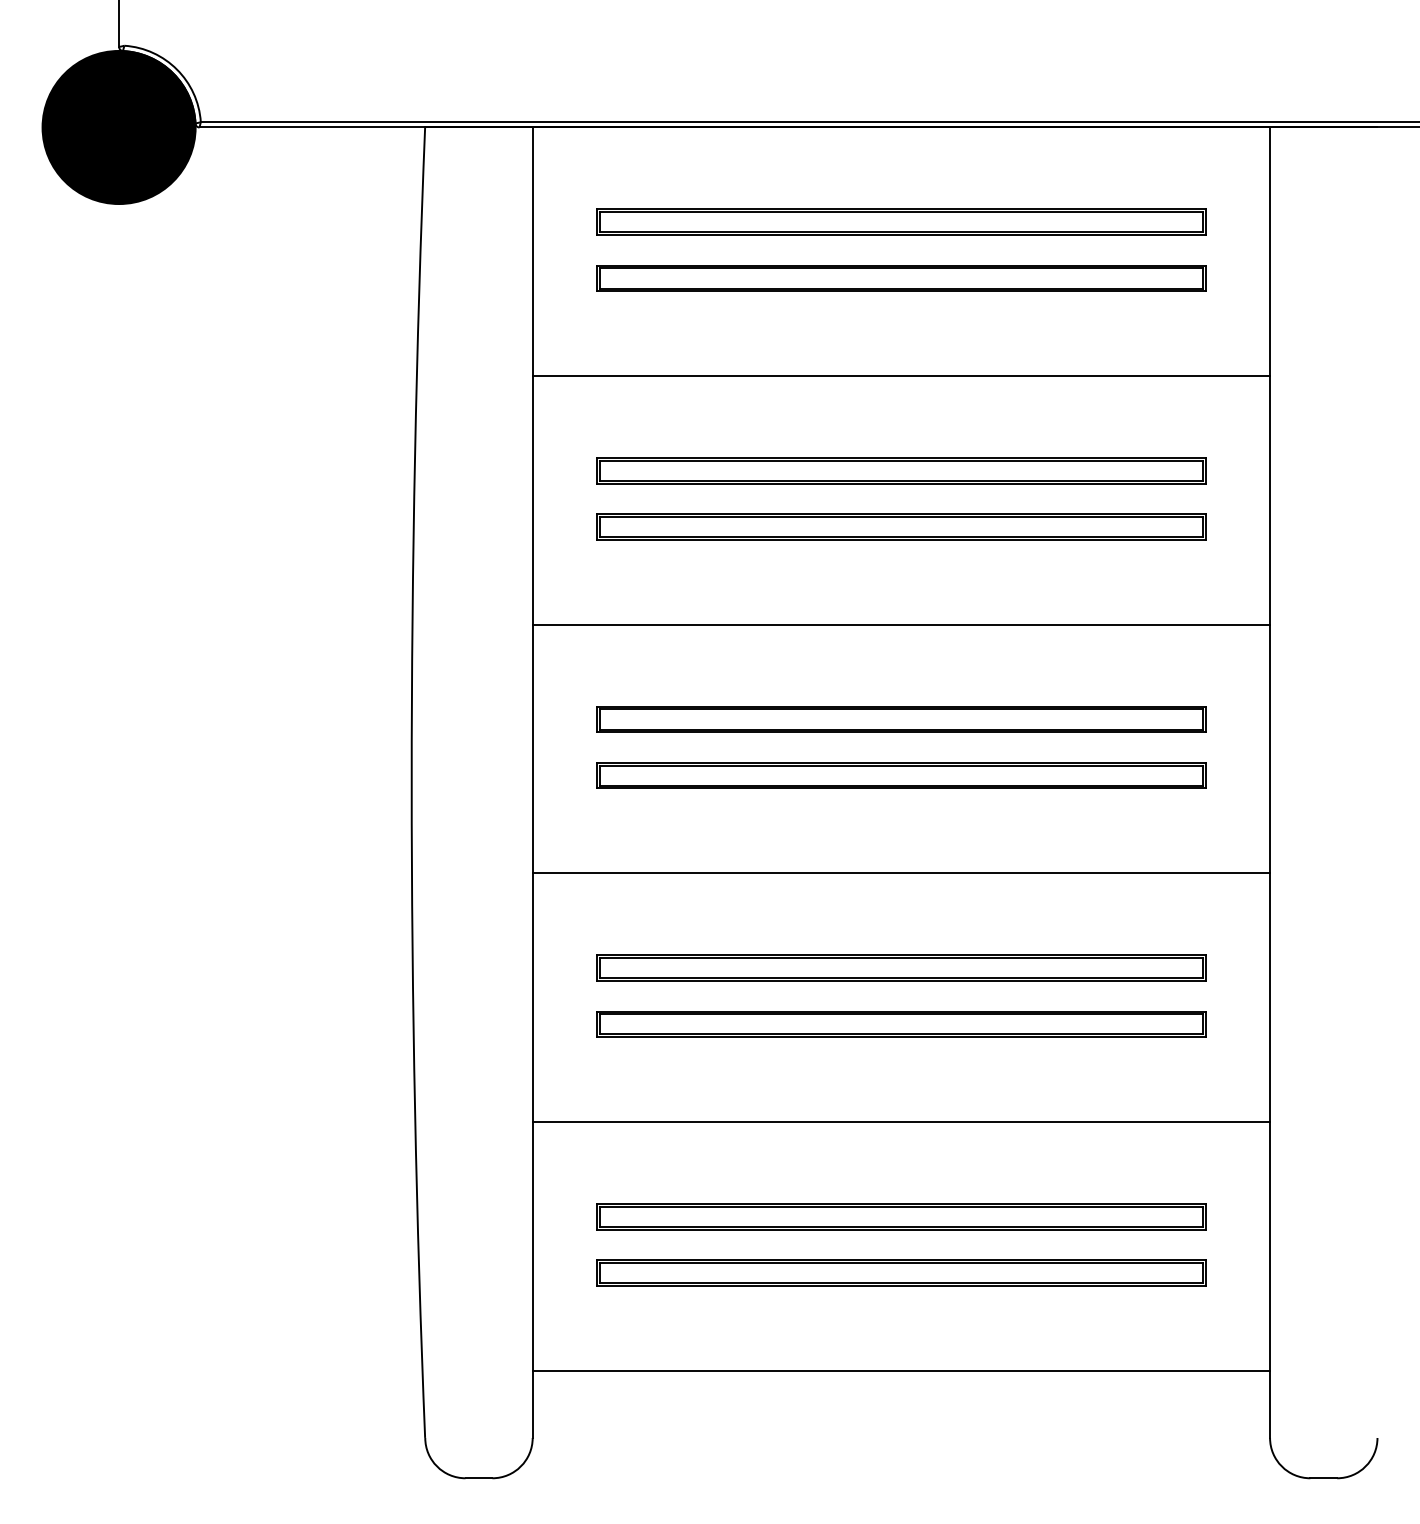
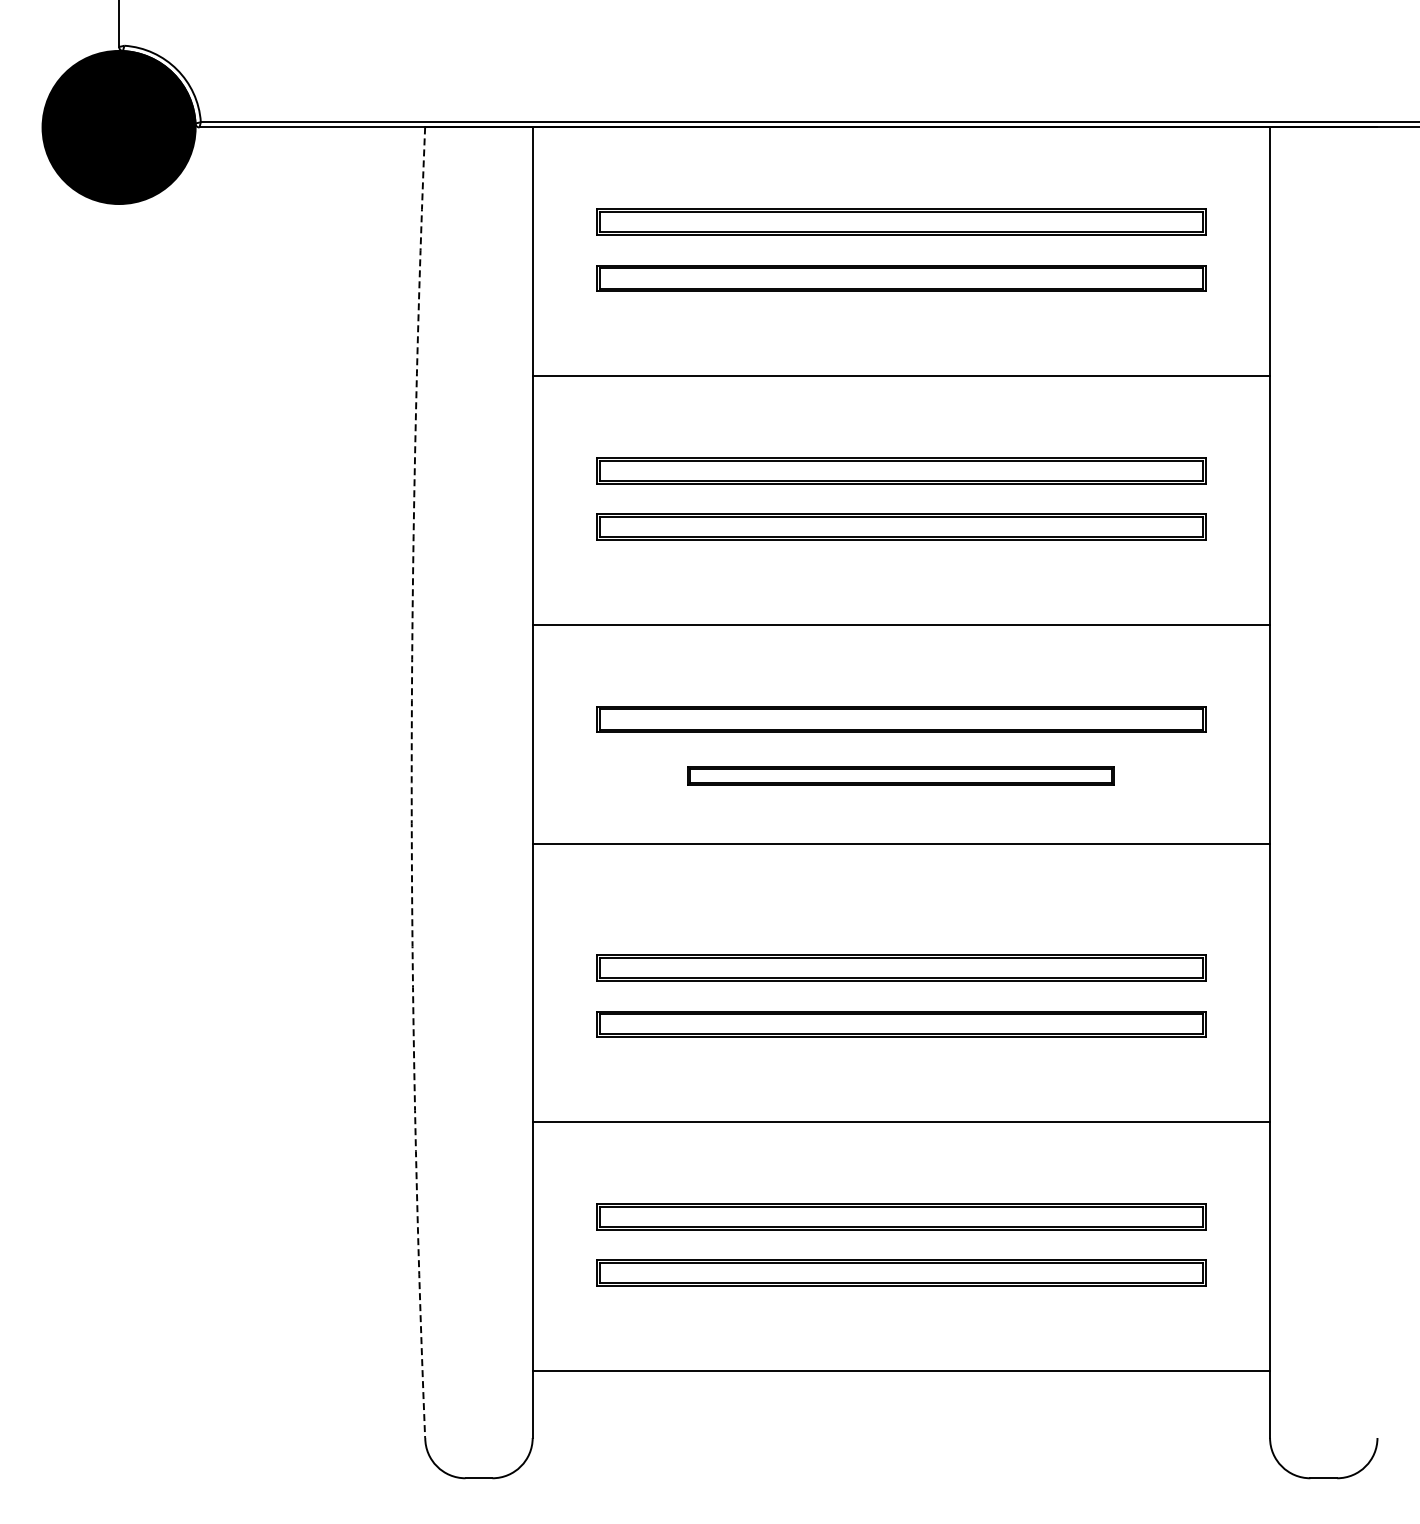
part size: 611x27 px -> 428x20 px (900, 775)
arc: solid -> dashed (411, 782)
line position: (901, 873) -> (901, 844) (901, 844)
